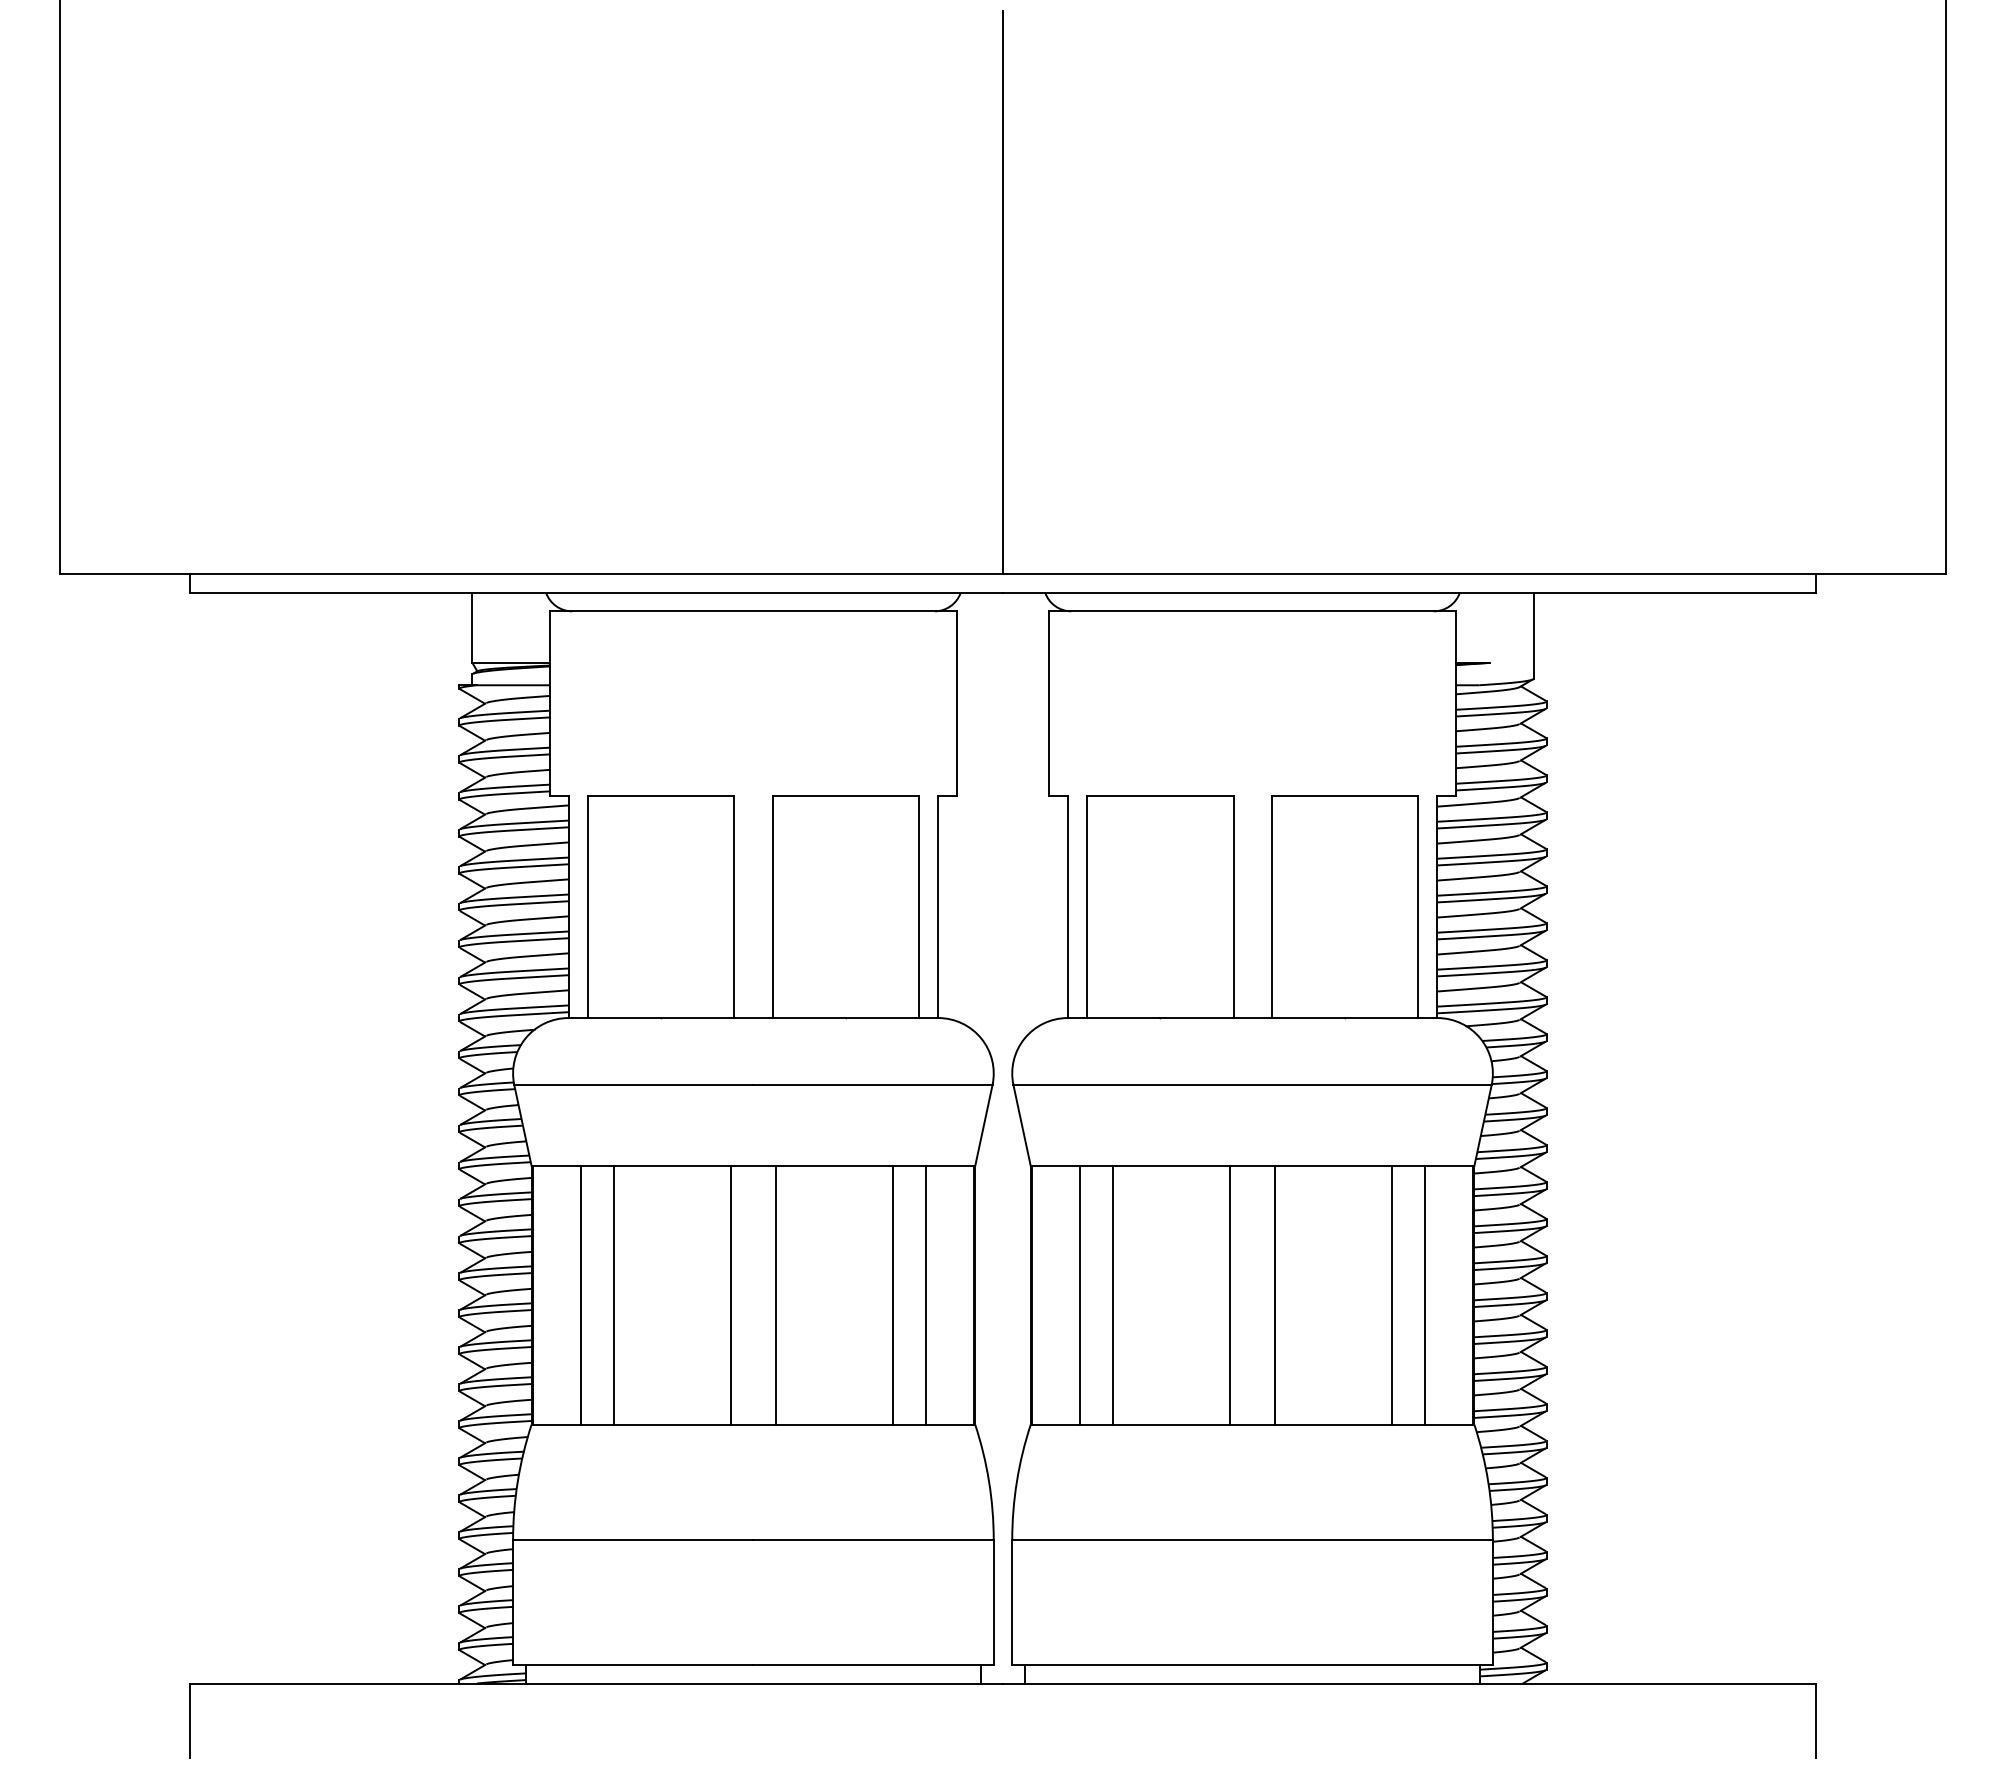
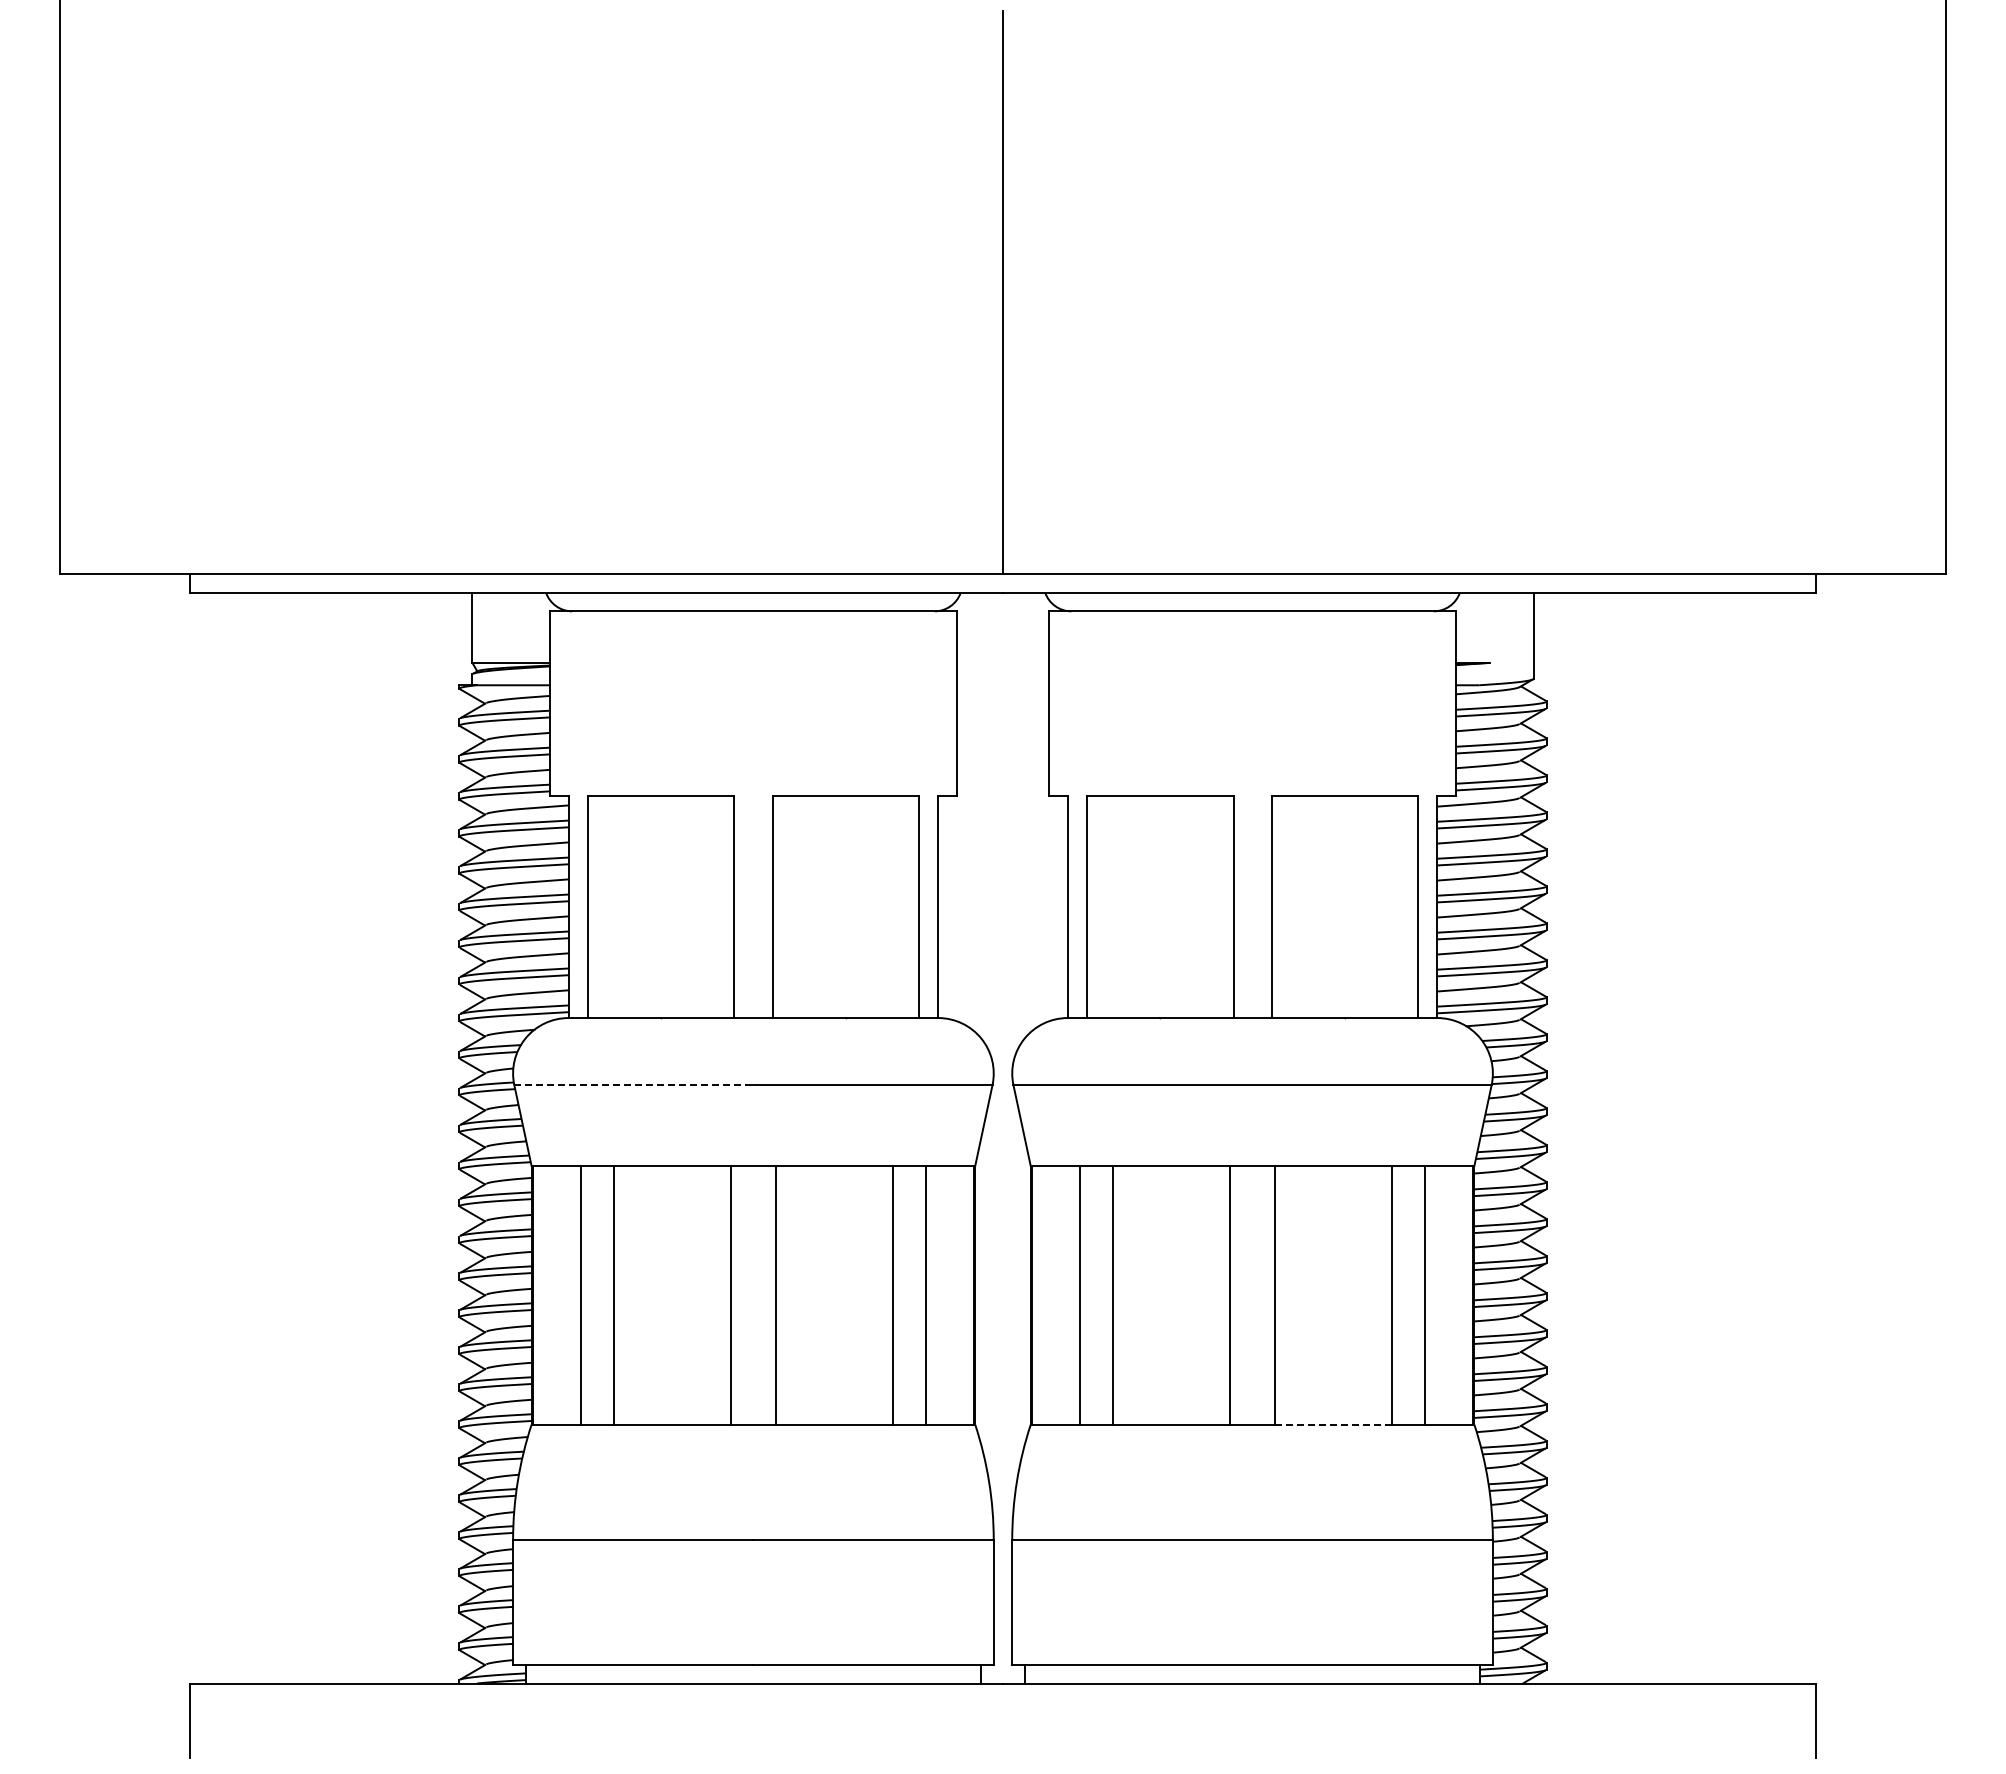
line: solid -> dashed (633, 1085)
line: solid -> dashed (1333, 1424)
